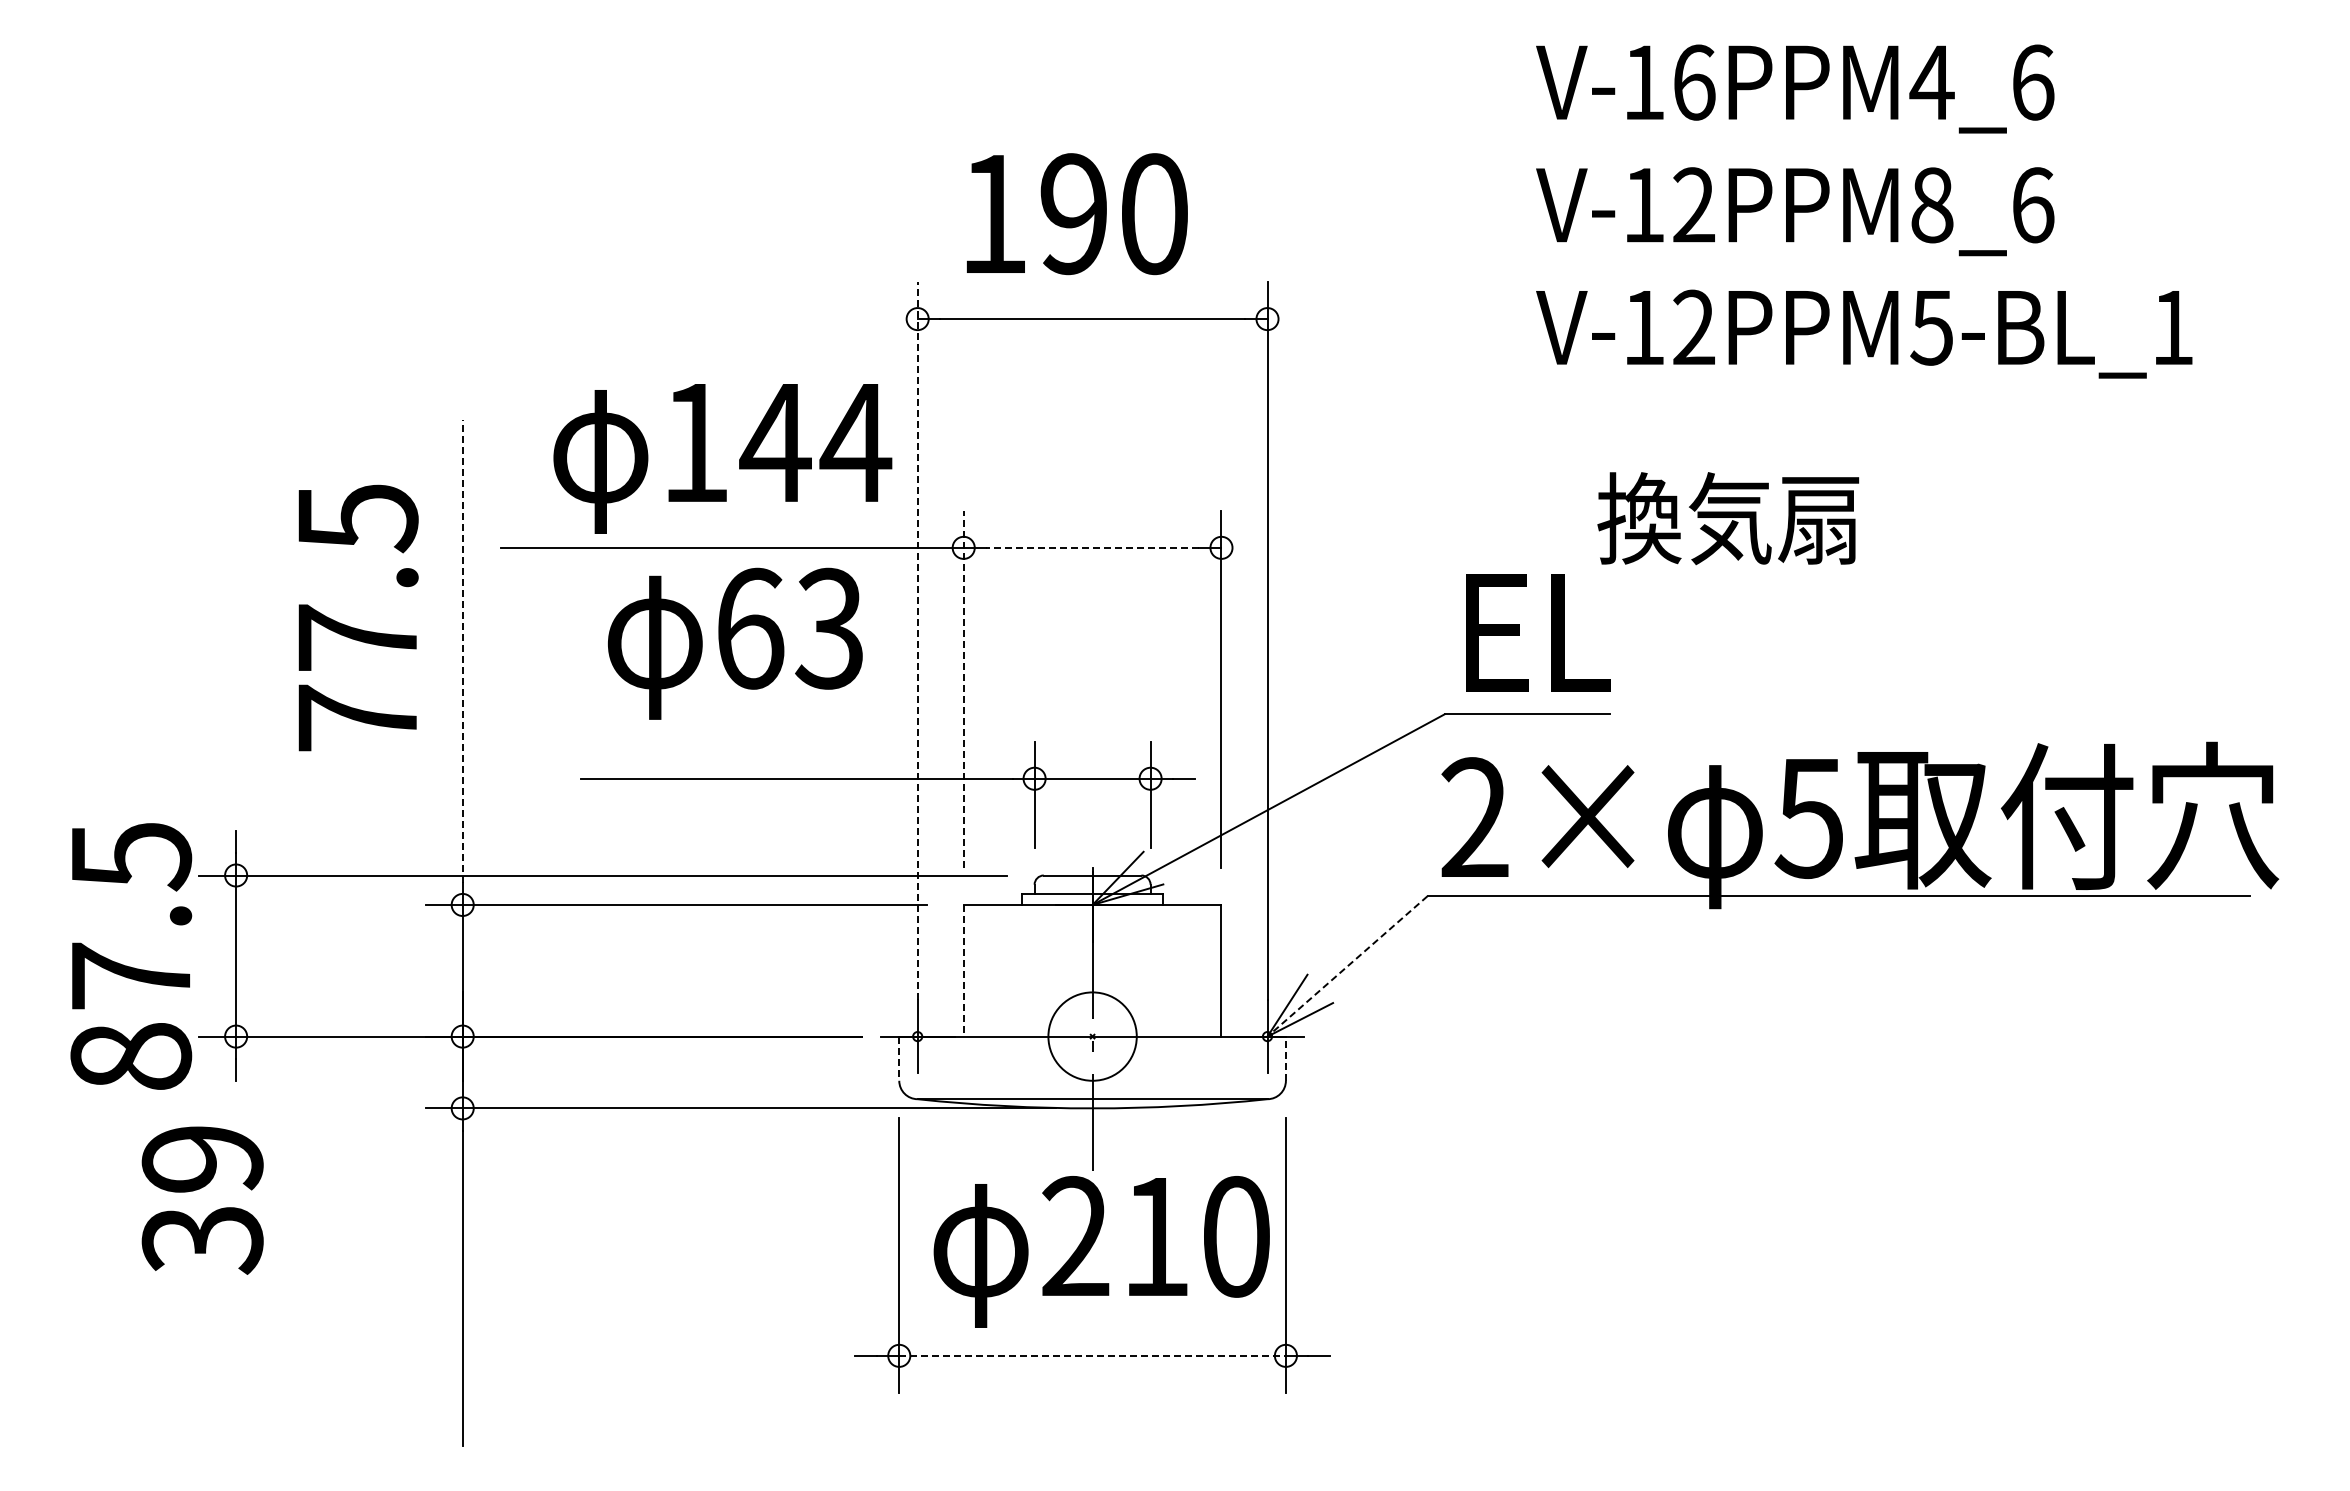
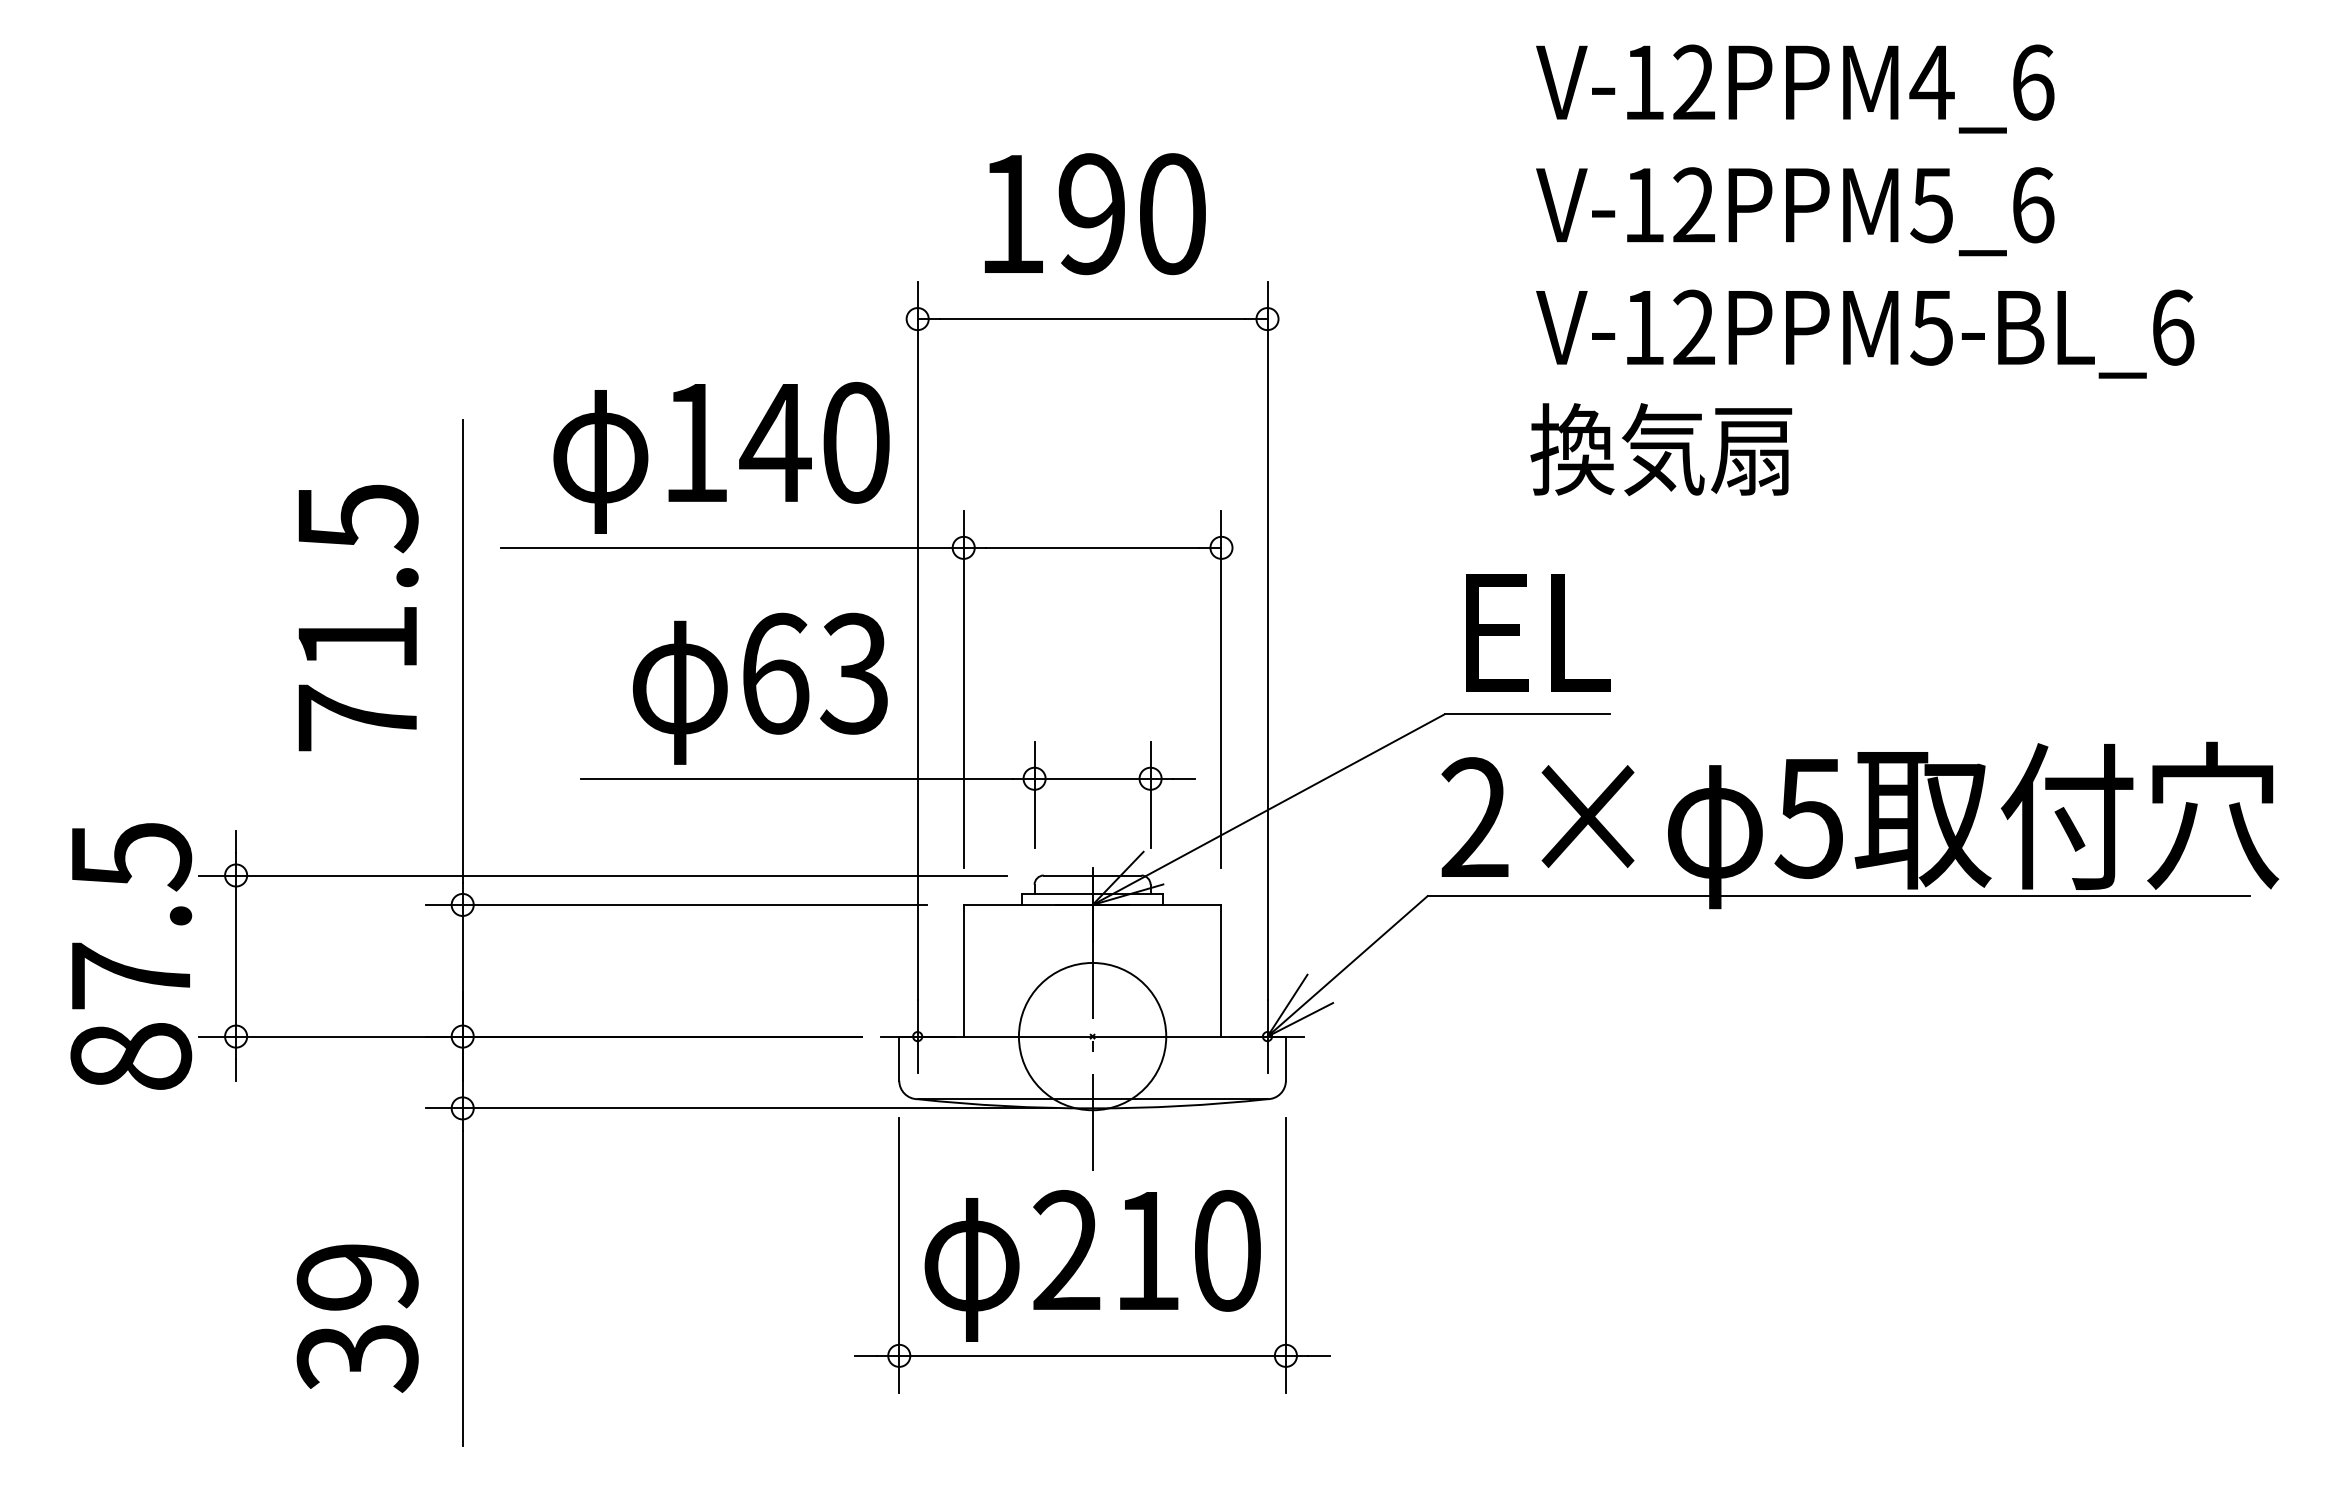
text: V-16PPM4_6 -> V-12PPM4_6 (1694, 82)
text: V-12PPM8_6 -> V-12PPM5_6 (1931, 205)
text position: (1077, 214) -> (1095, 214) (1095, 214)
text: V-12PPM5-BL_1 -> V-12PPM5-BL_6 (2173, 327)
text: 144 -> 140 (855, 442)
text position: (1728, 518) -> (1661, 449) (1661, 449)
line: dashed -> solid (1092, 547)
text: 77.5 -> 71.5 (357, 637)
line: dashed -> solid (917, 641)
text position: (735, 643) -> (760, 688) (760, 688)
line: dashed -> solid (462, 651)
line: dashed -> solid (963, 689)
line: dashed -> solid (1347, 966)
line: dashed -> solid (963, 970)
circle diameter: 88 px -> 147 px (1092, 1036)
line: dashed -> solid (1285, 1058)
line: dashed -> solid (899, 1059)
text position: (202, 1200) -> (357, 1318) (357, 1318)
text position: (1101, 1251) -> (1092, 1265) (1092, 1265)
line: dashed -> solid (1093, 1355)
